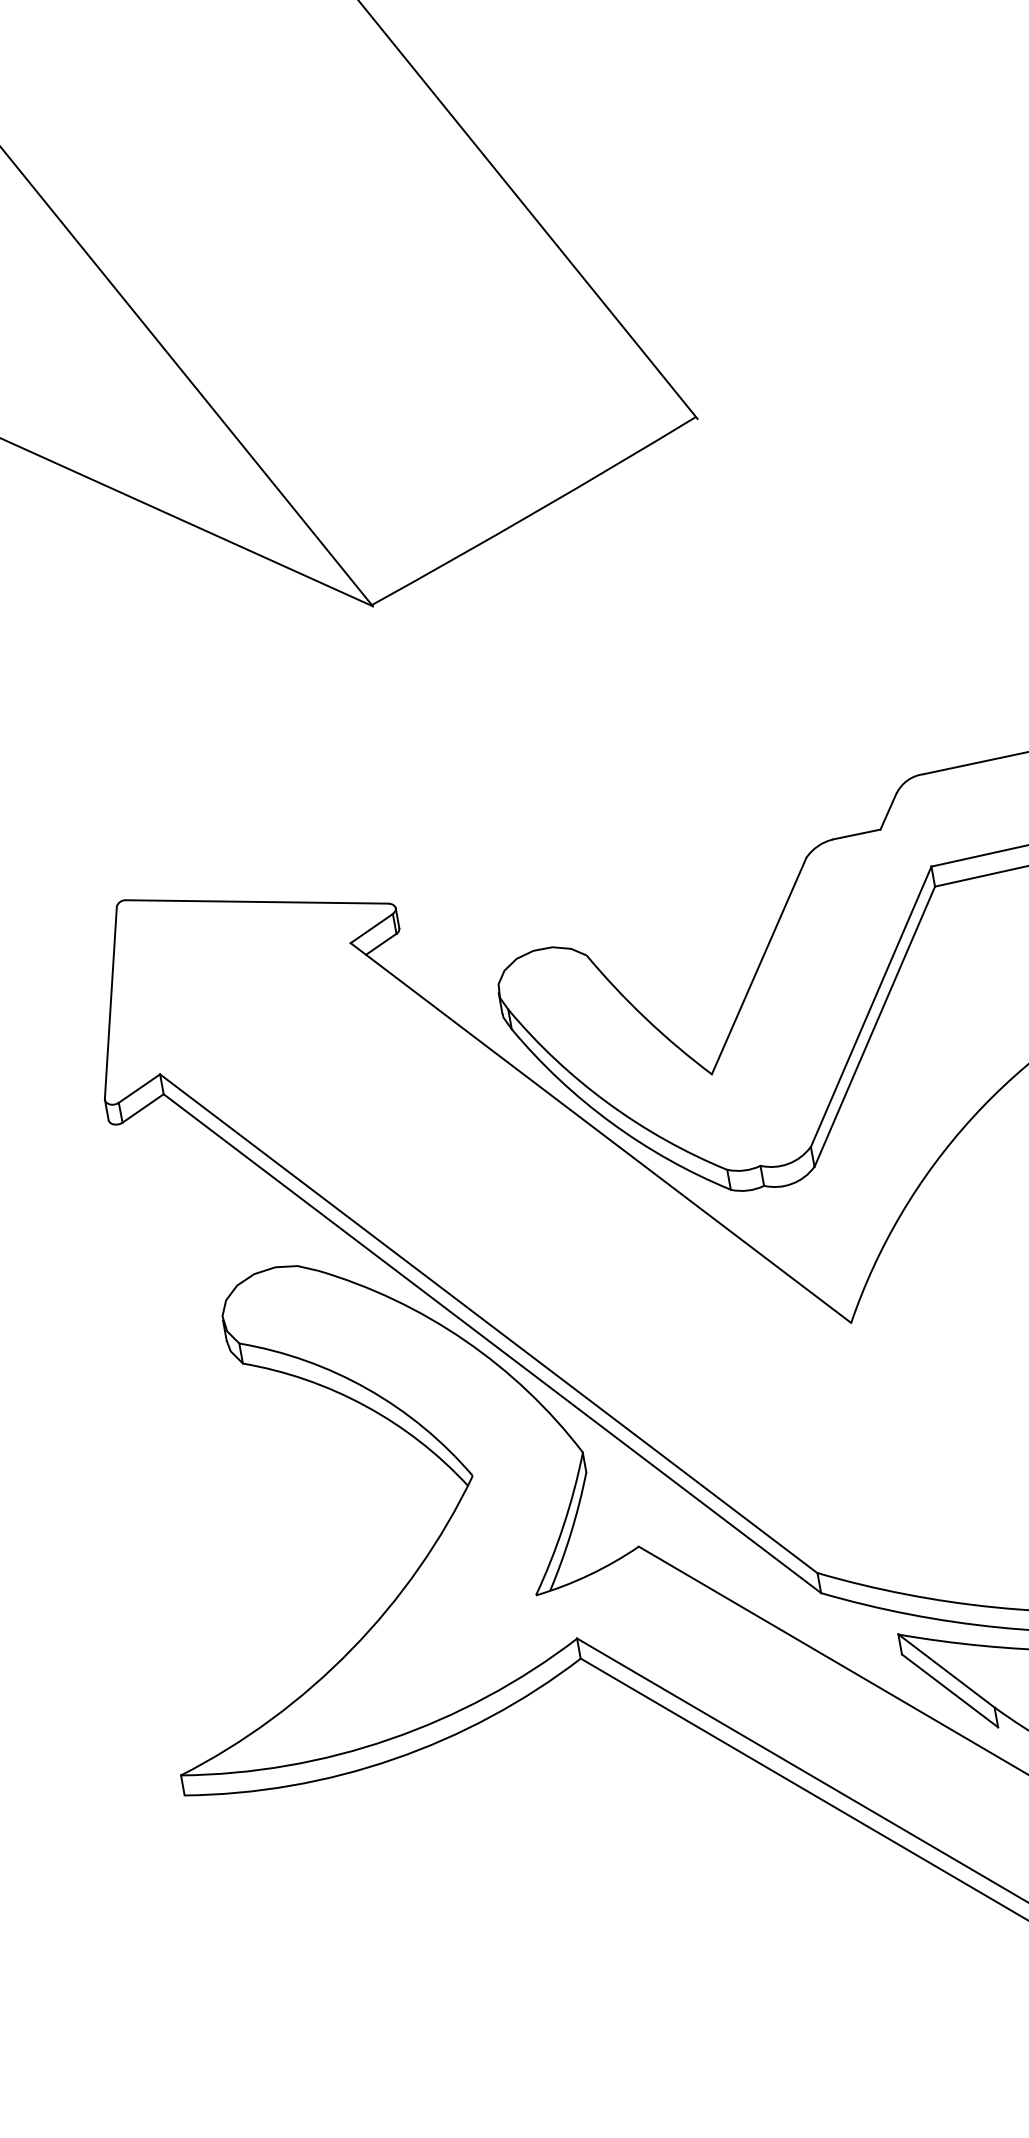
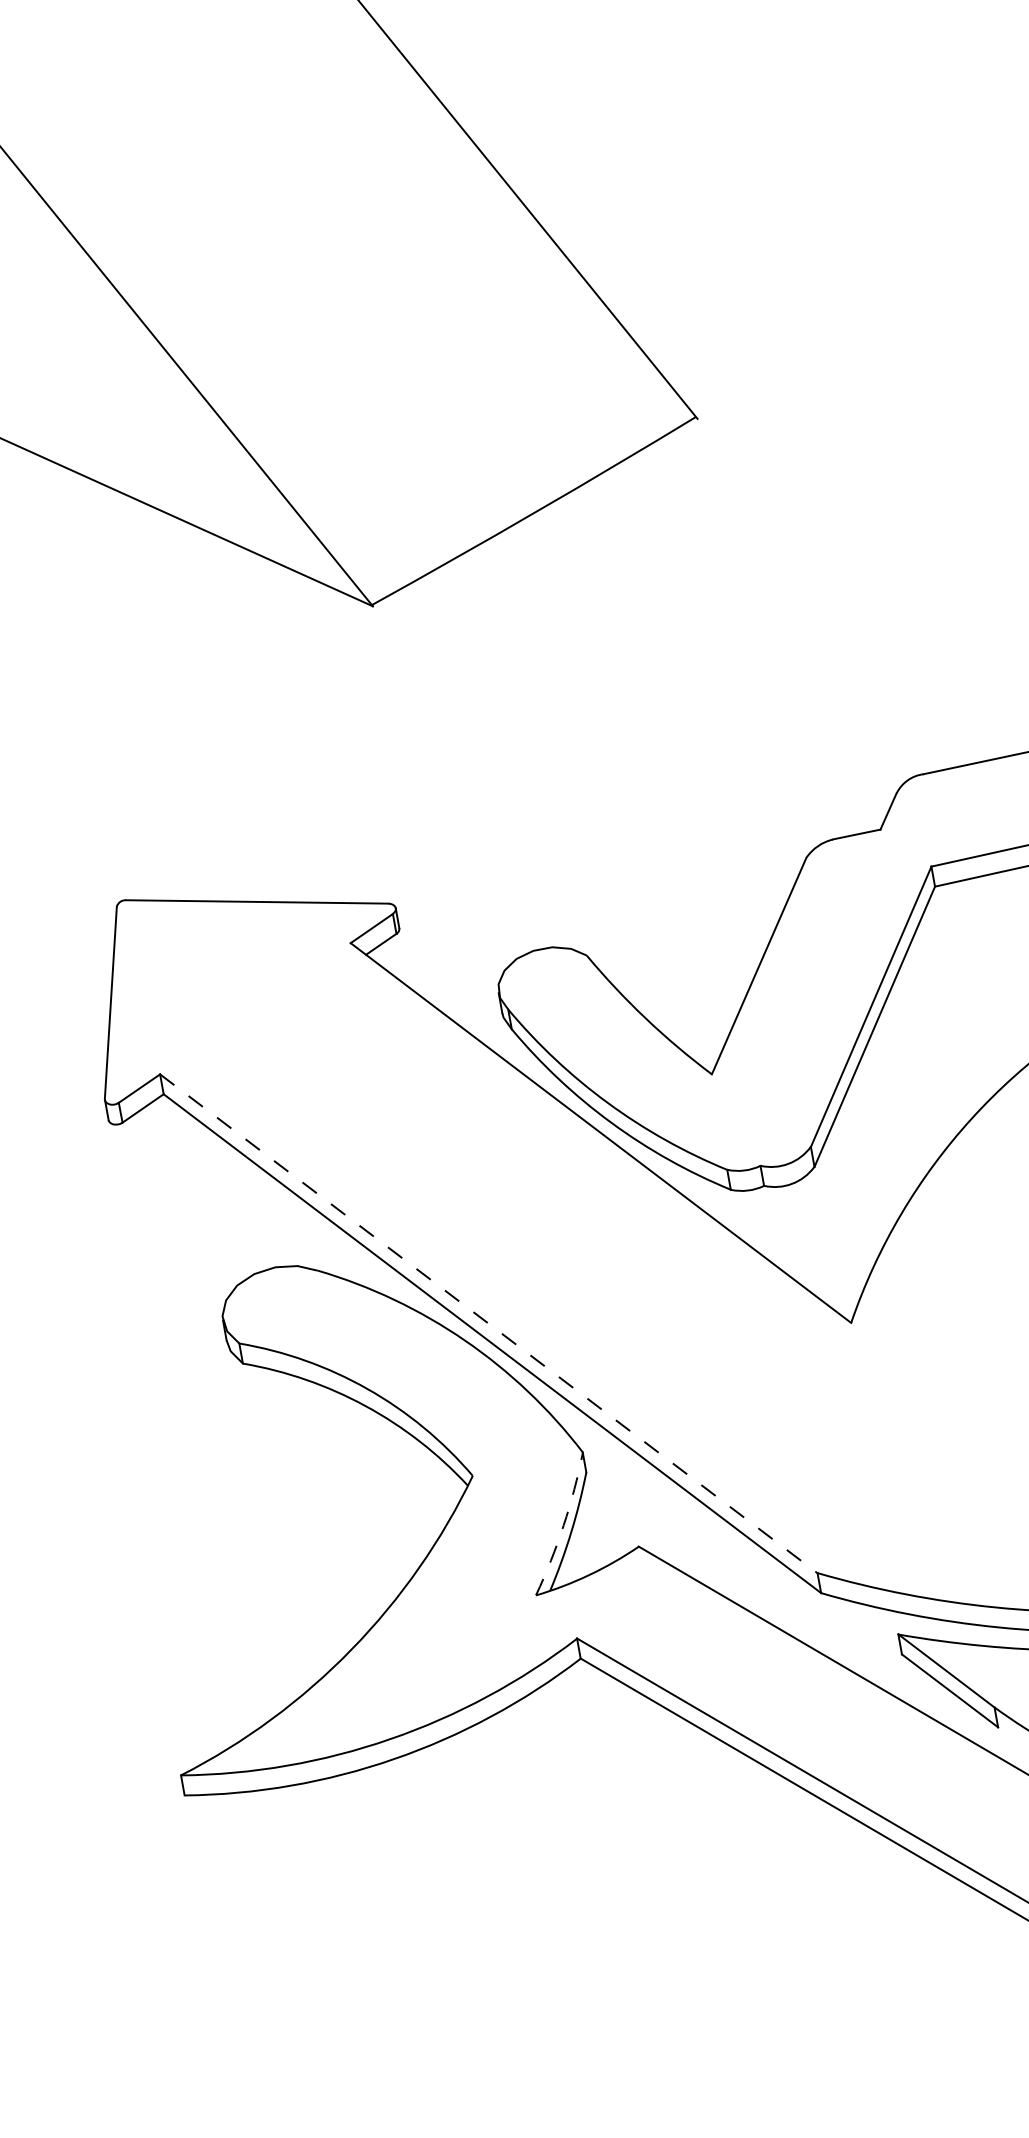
line: solid -> dashed (488, 1323)
arc: solid -> dashed (563, 1525)
